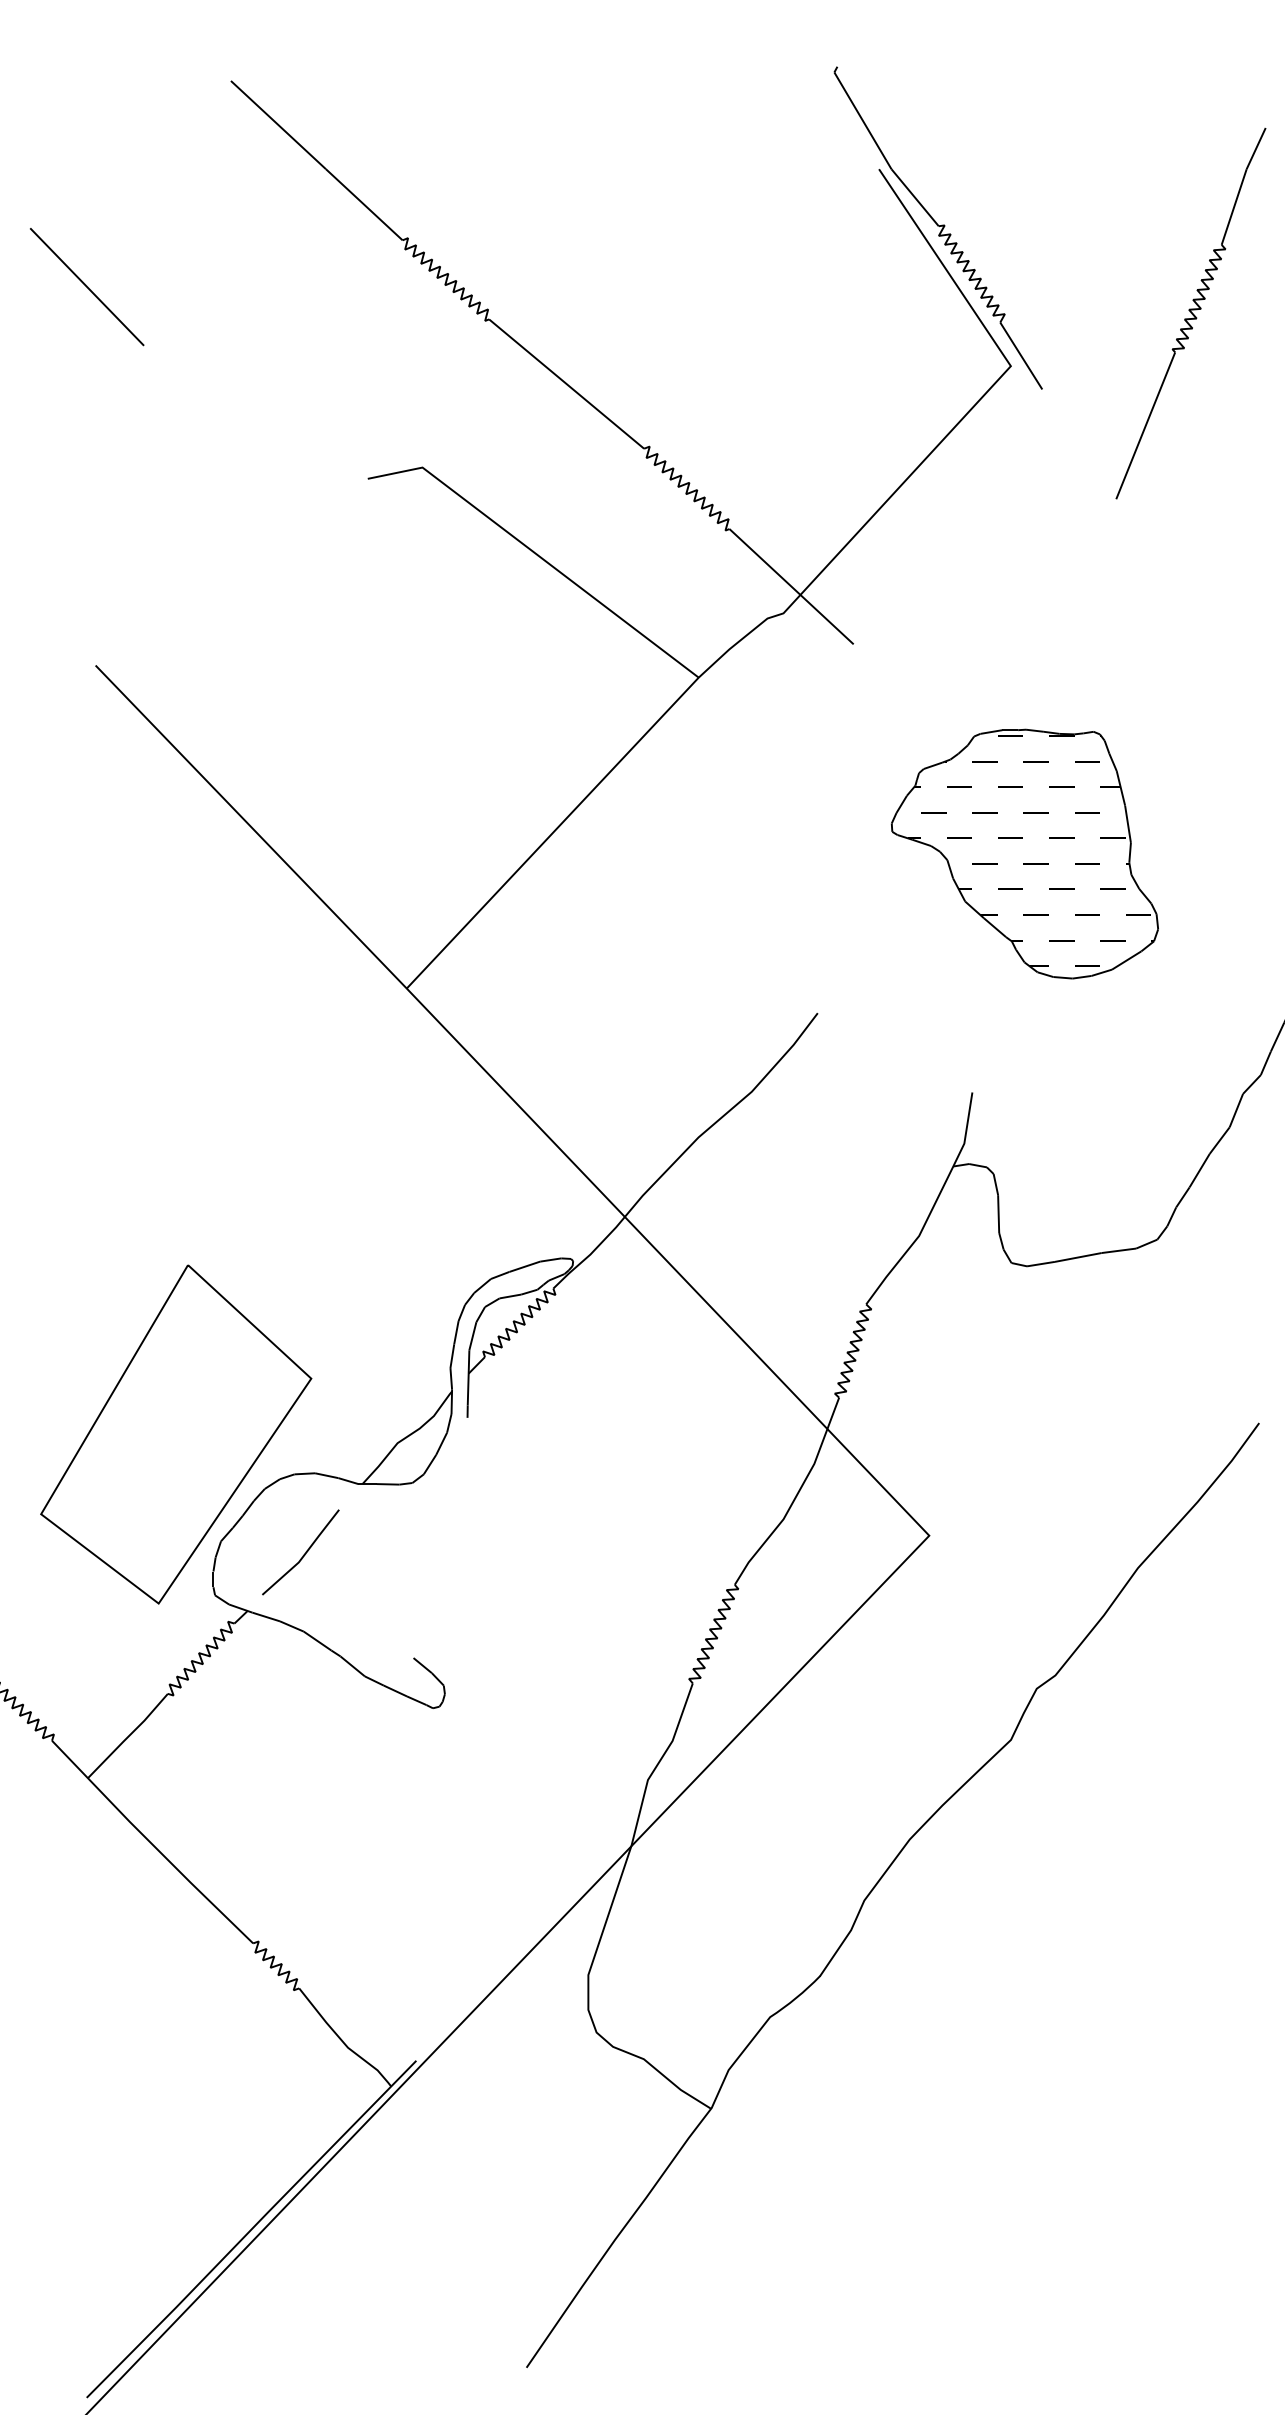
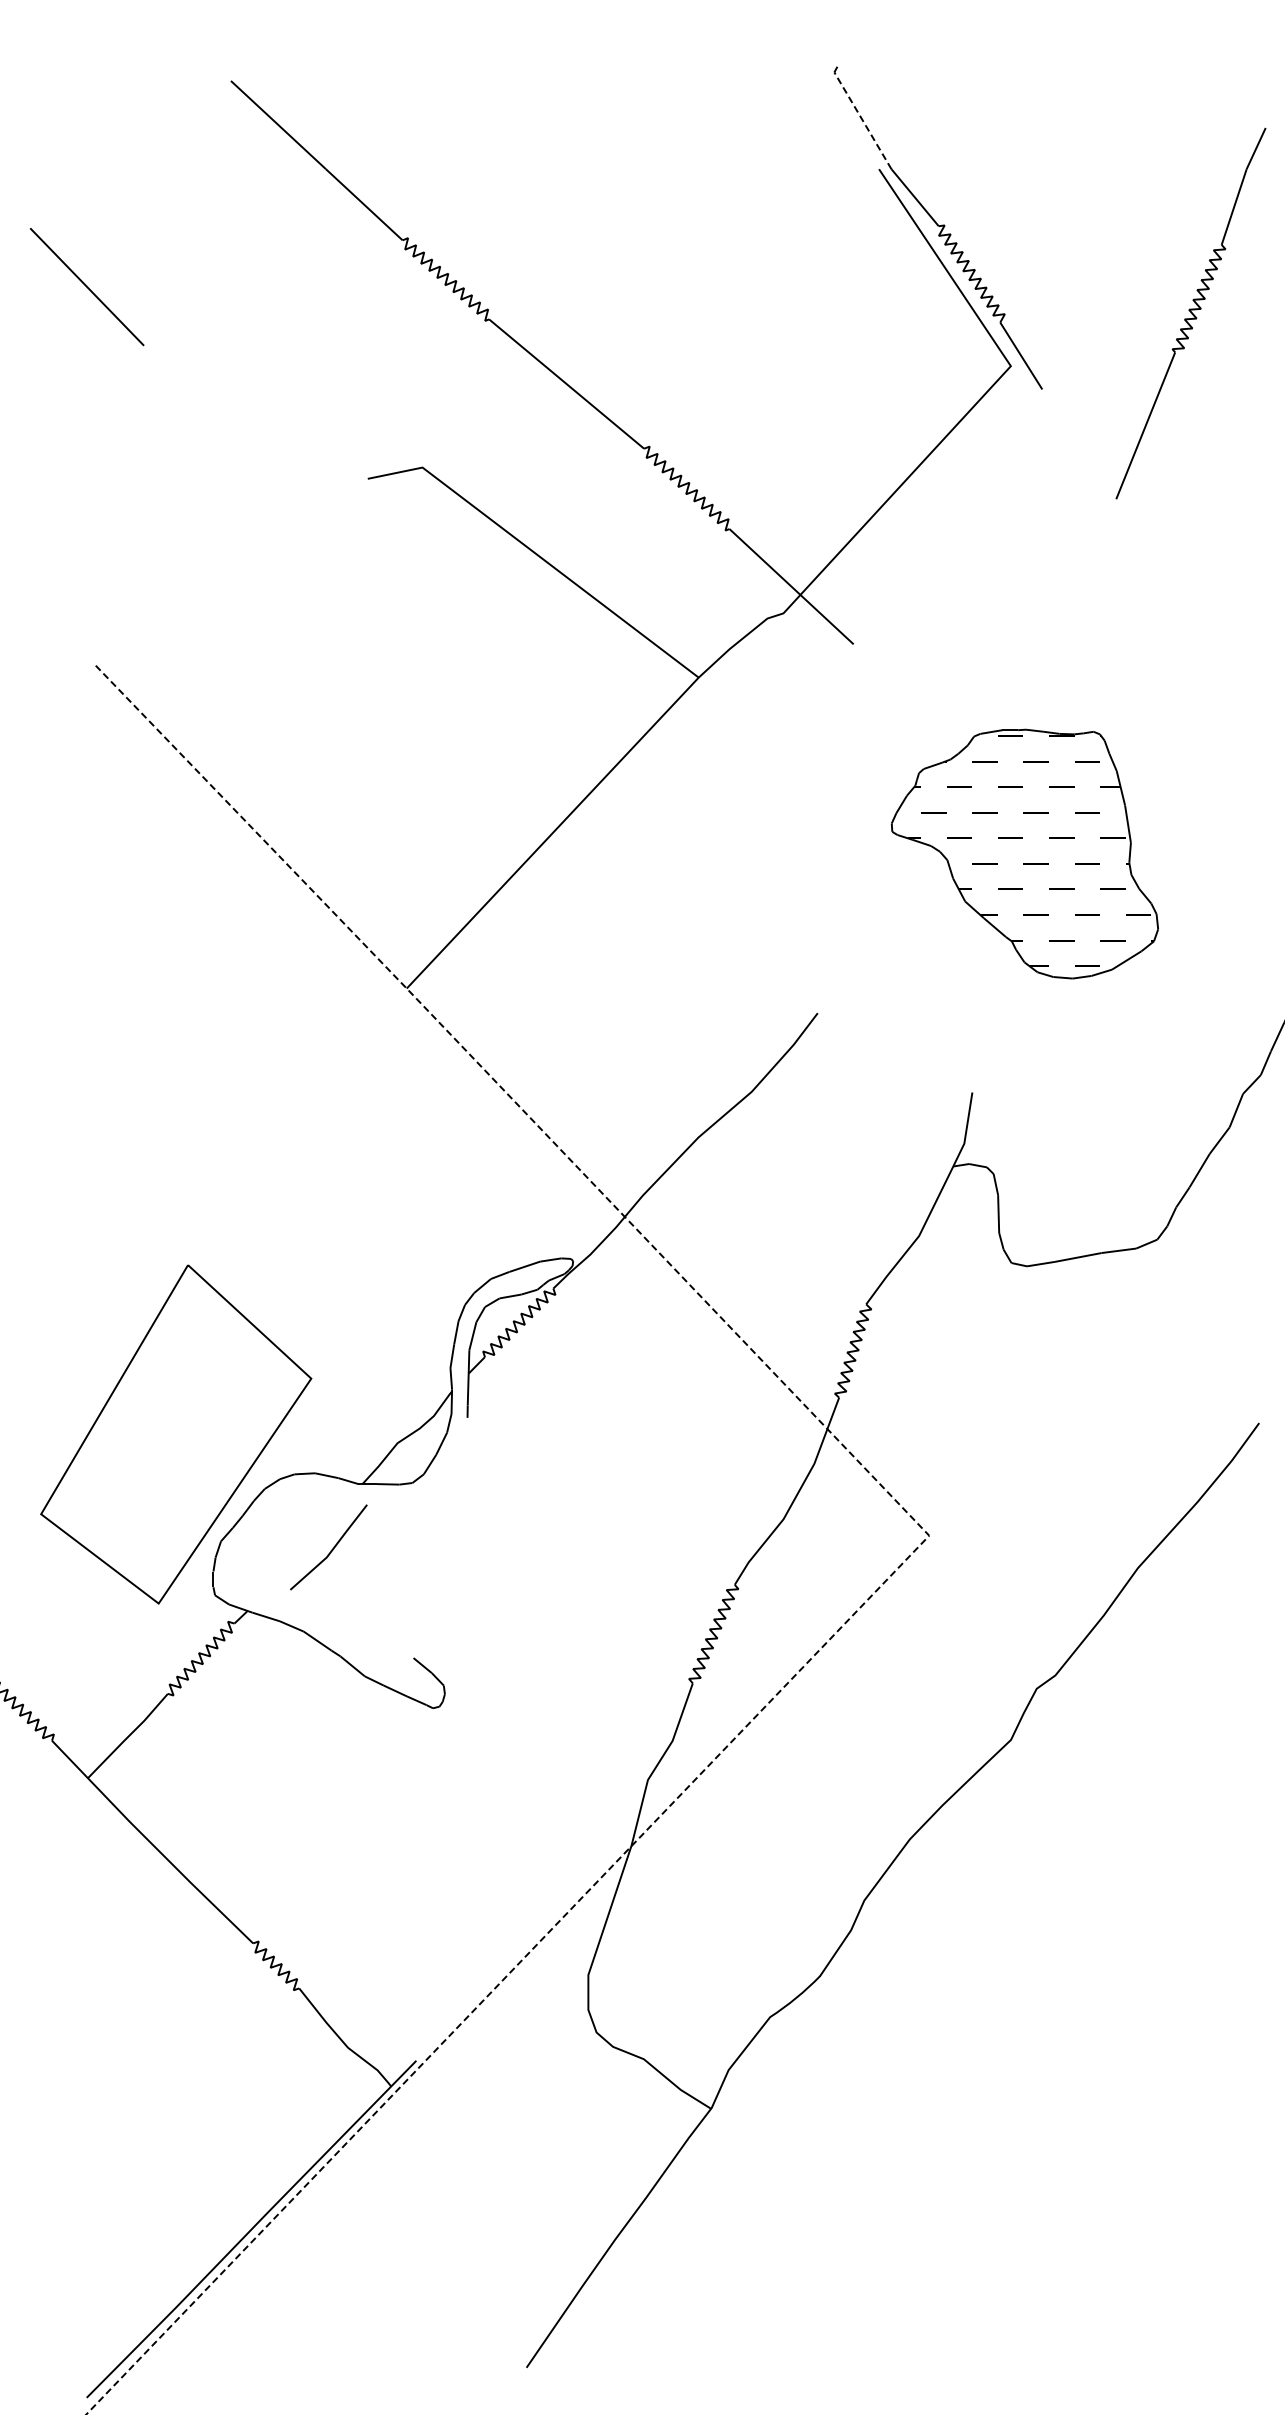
line: solid -> dashed (862, 120)
line: solid -> dashed (925, 1539)
line position: (303, 1554) -> (331, 1549) (331, 1549)
